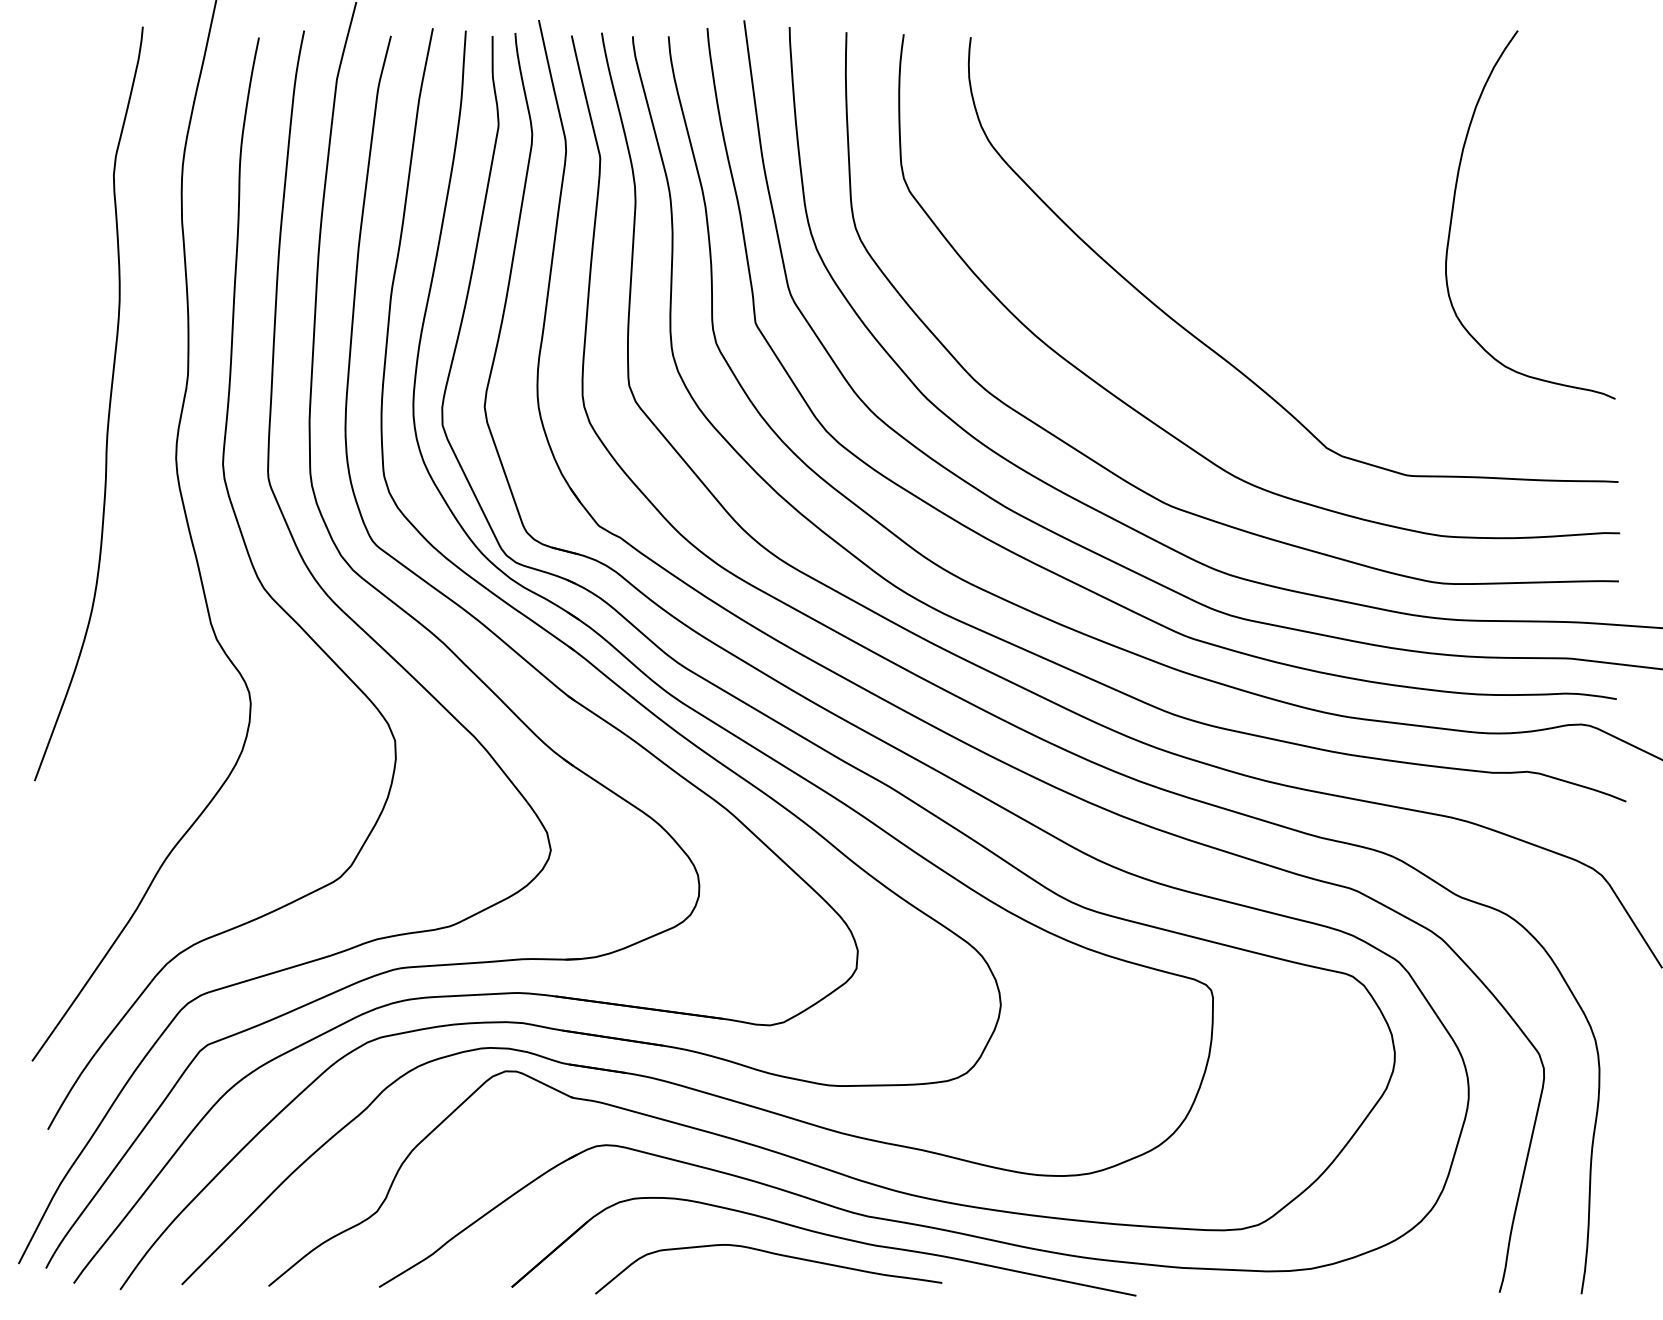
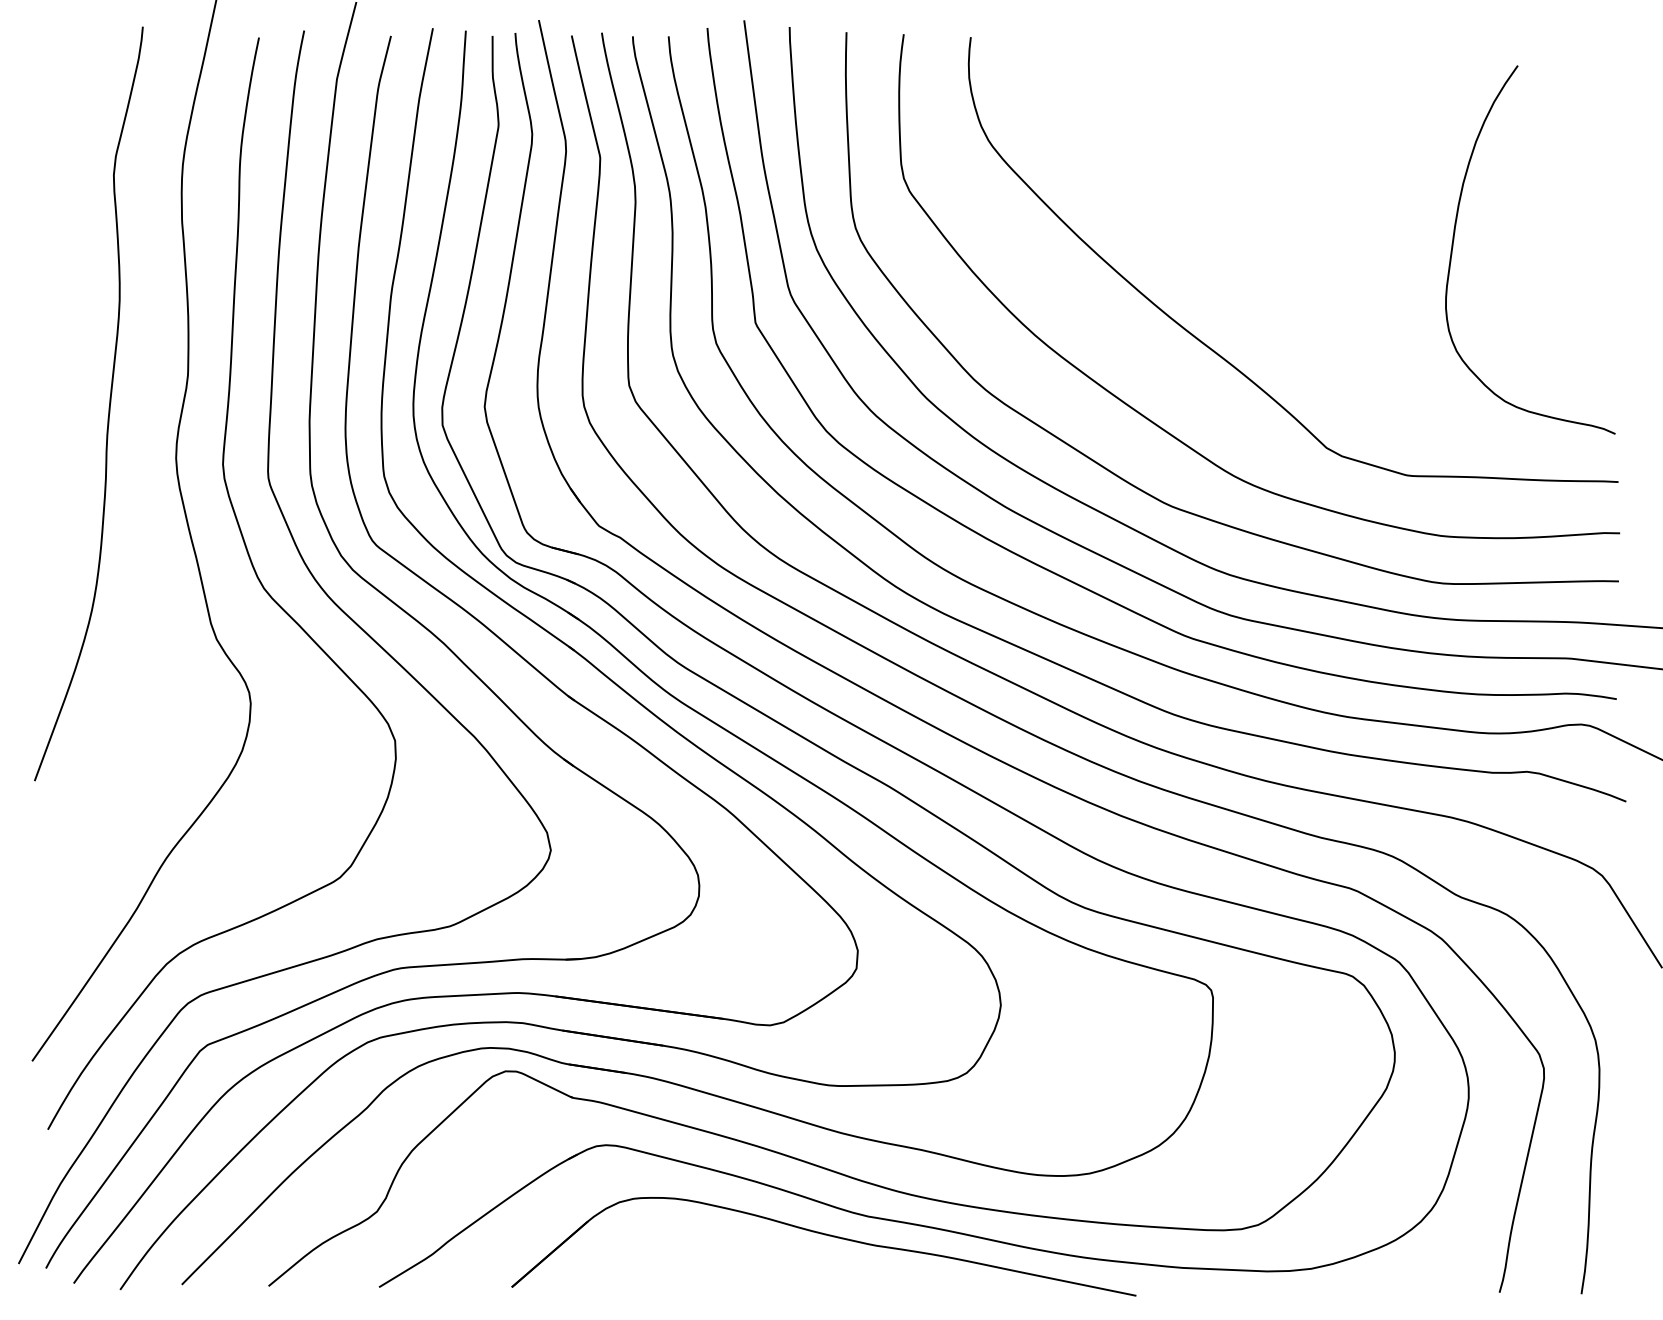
curve position: (1454, 205) -> (1454, 240) (1454, 240)
curve: present -> none (772, 1254)
